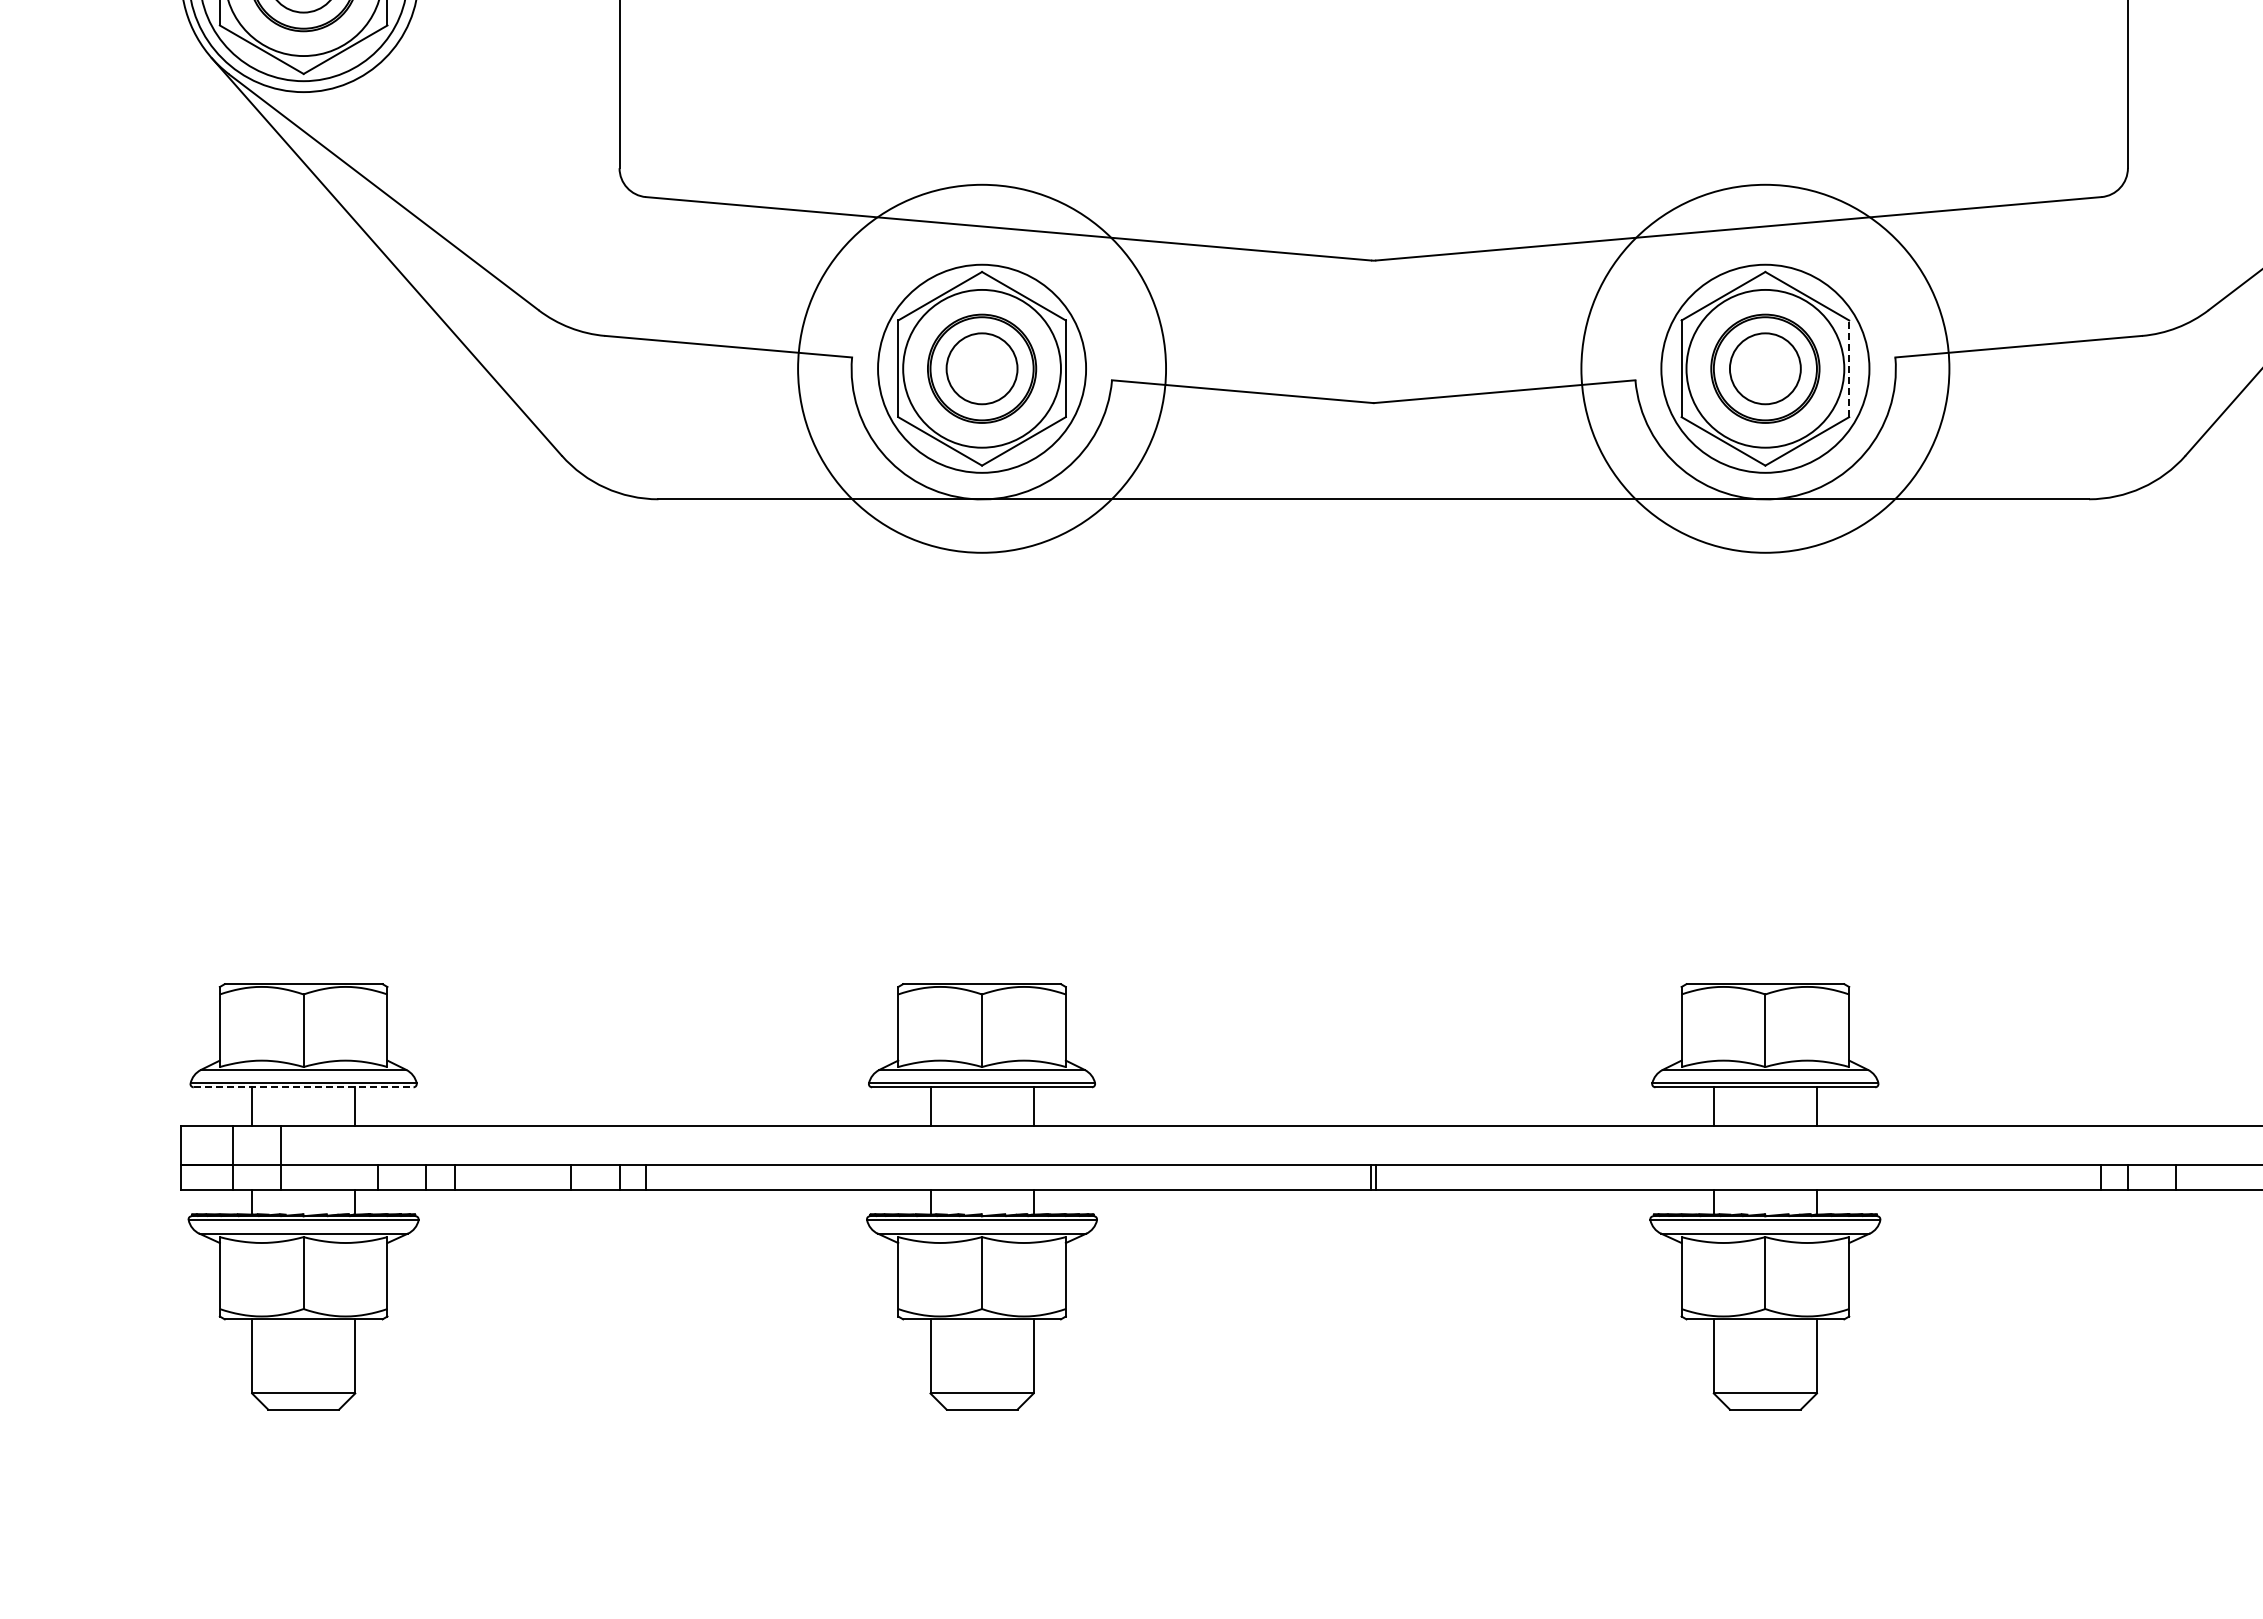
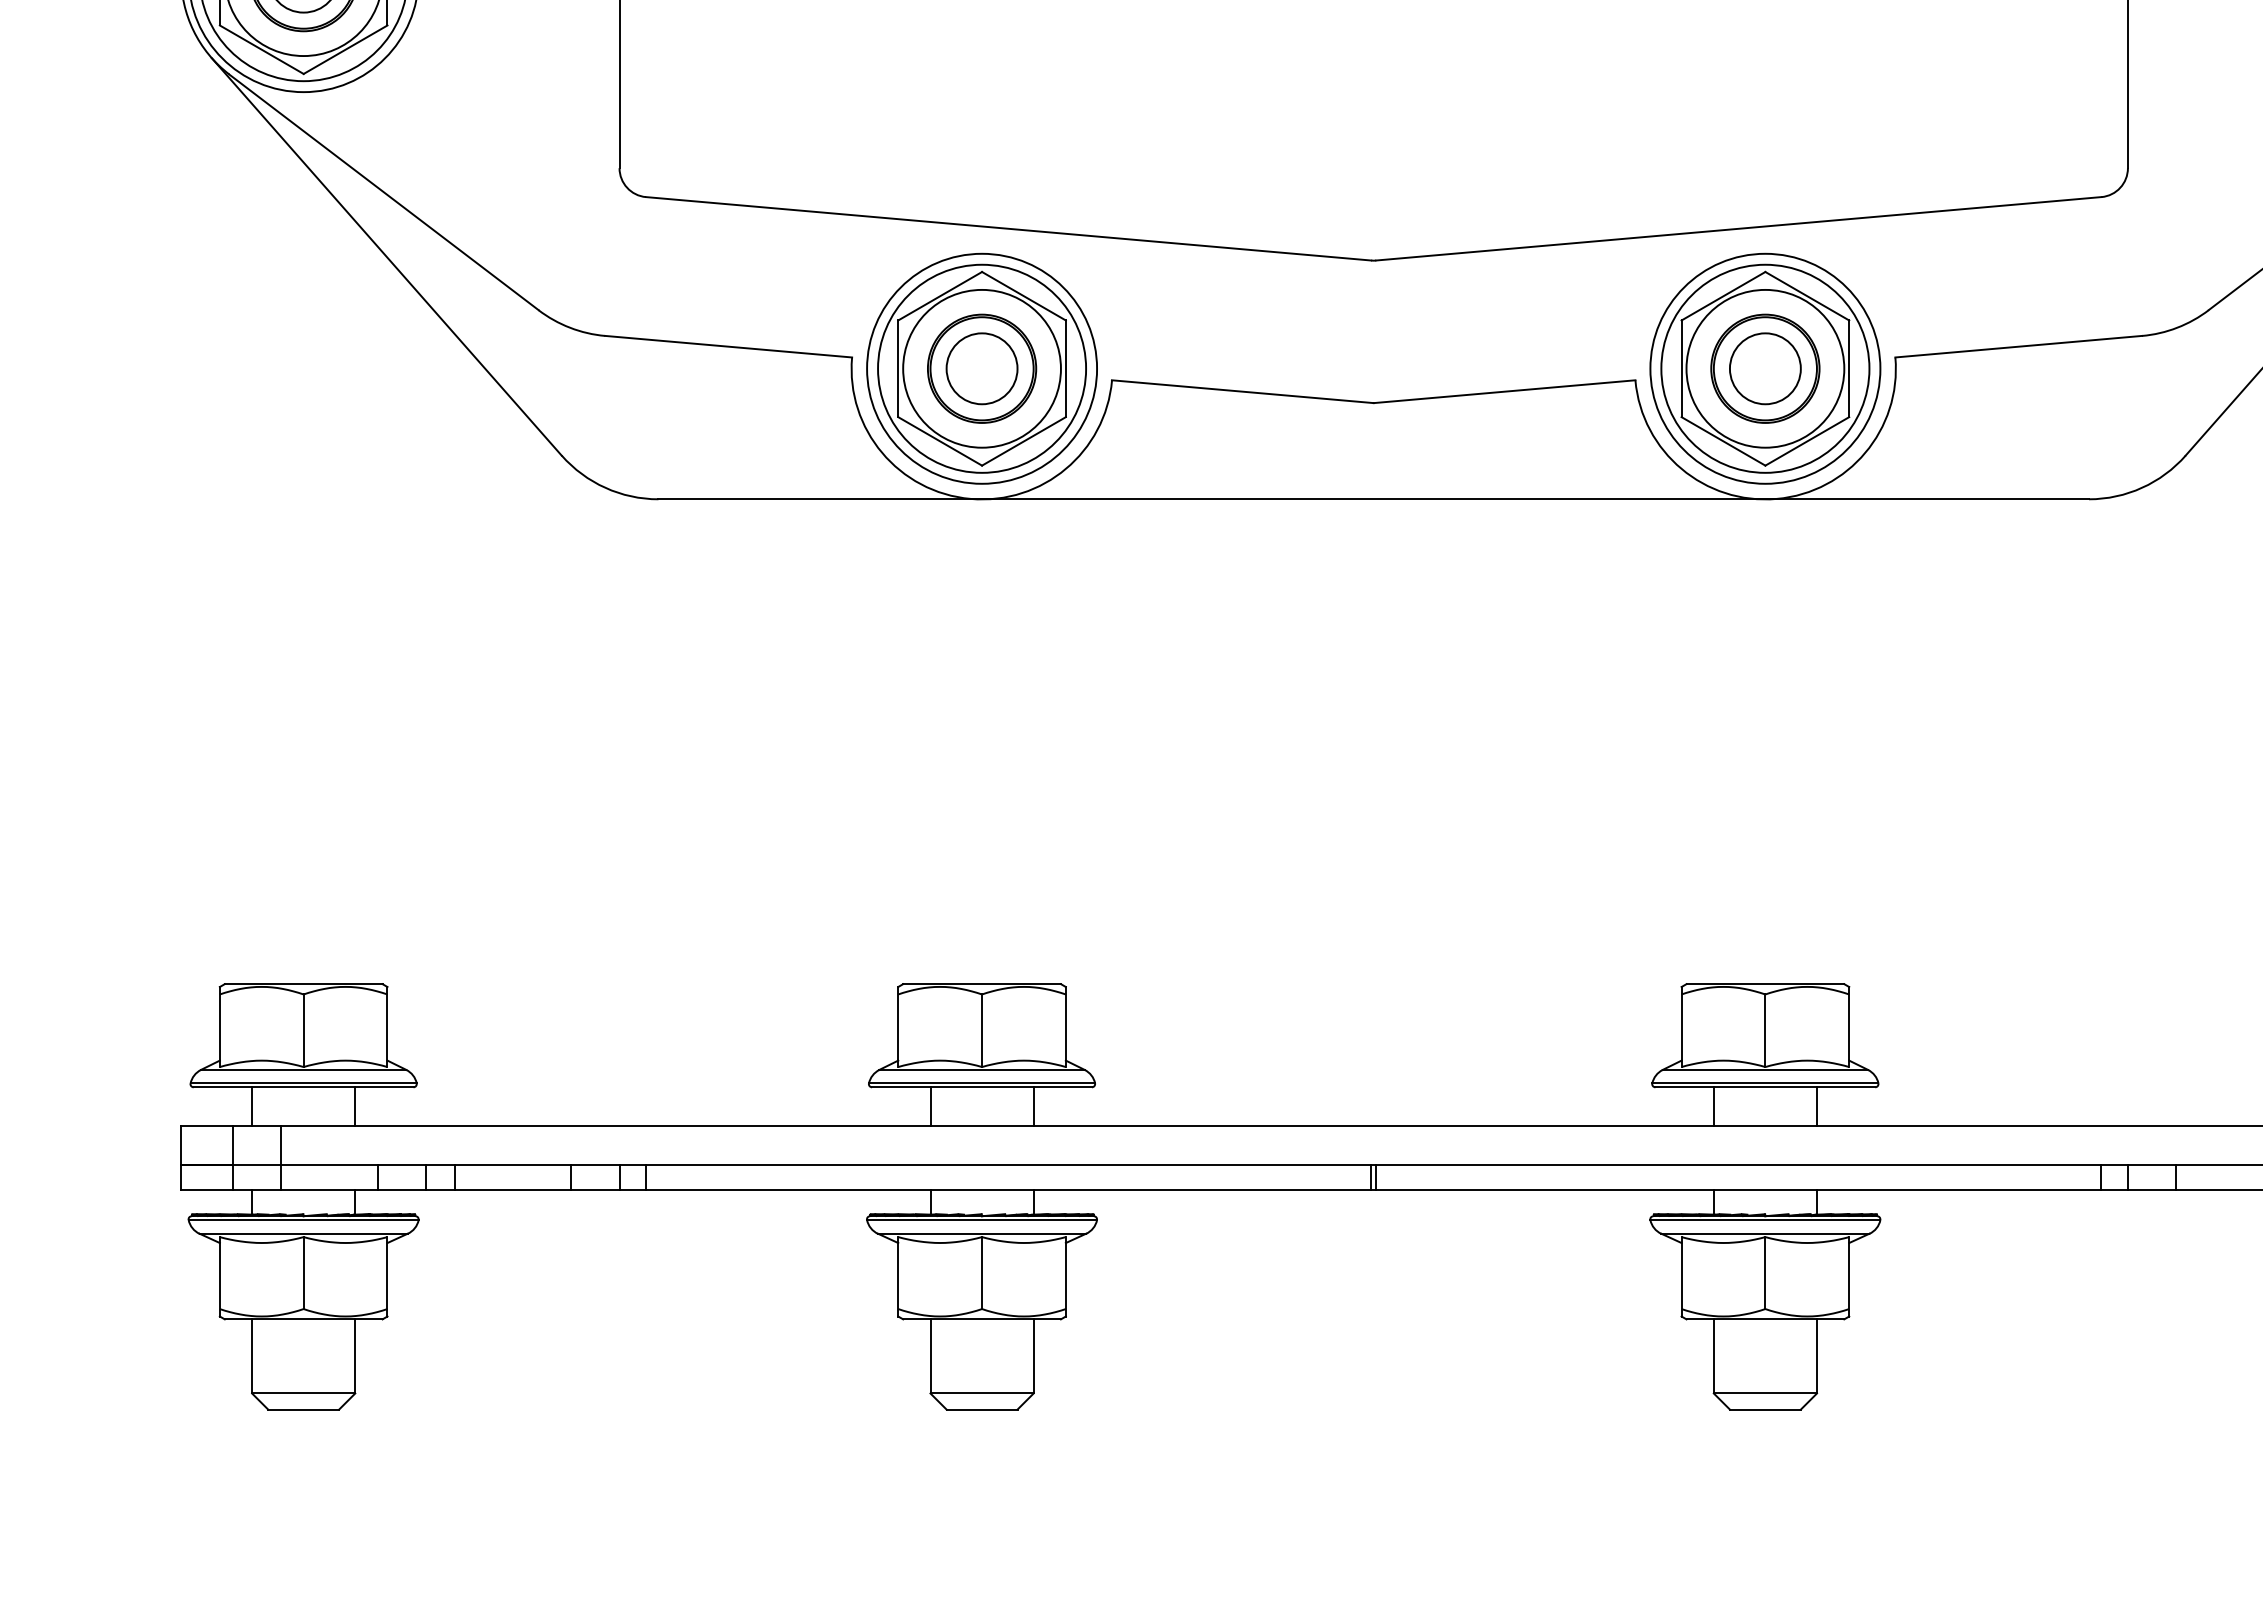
circle diameter: 368 px -> 230 px (982, 368)
circle diameter: 368 px -> 230 px (1765, 368)
line: dashed -> solid (1849, 368)
line: dashed -> solid (303, 1087)
